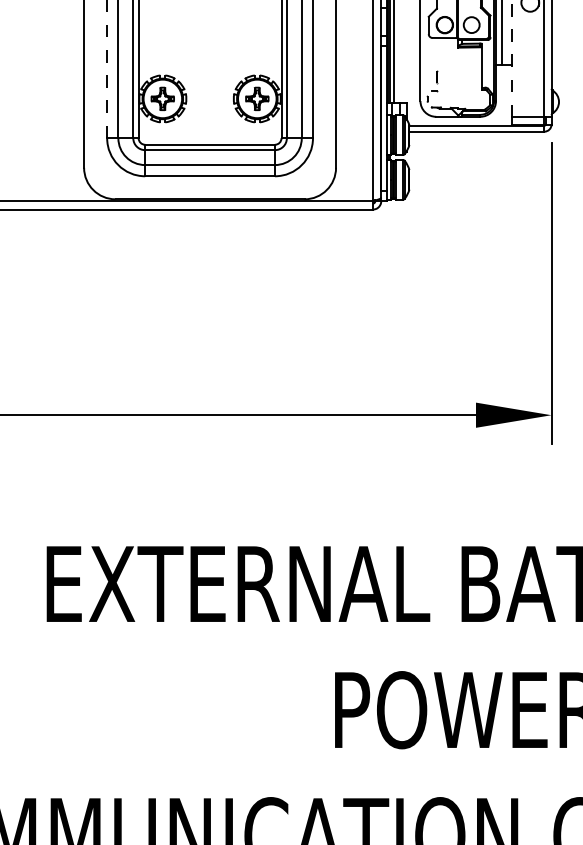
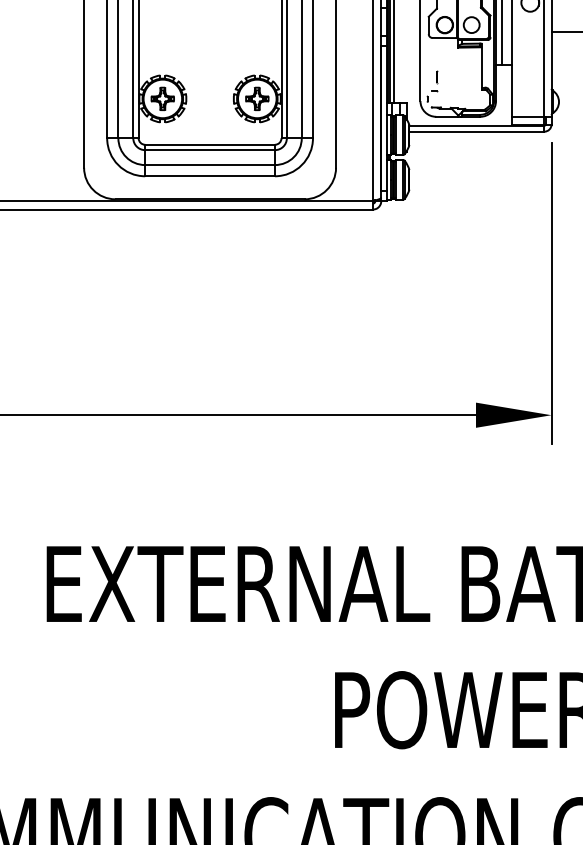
line: none -> present (565, 31)
line: dashed -> solid (511, 58)
line: dashed -> solid (107, 69)
